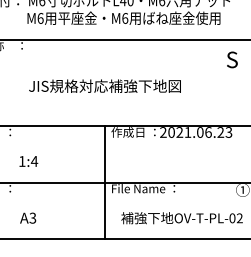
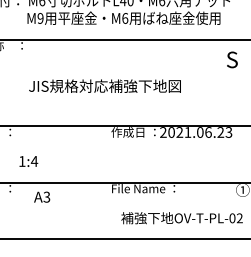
text: M6 -> M9 (40, 18)
line: present -> none (105, 182)
text position: (28, 217) -> (42, 196) (42, 196)
